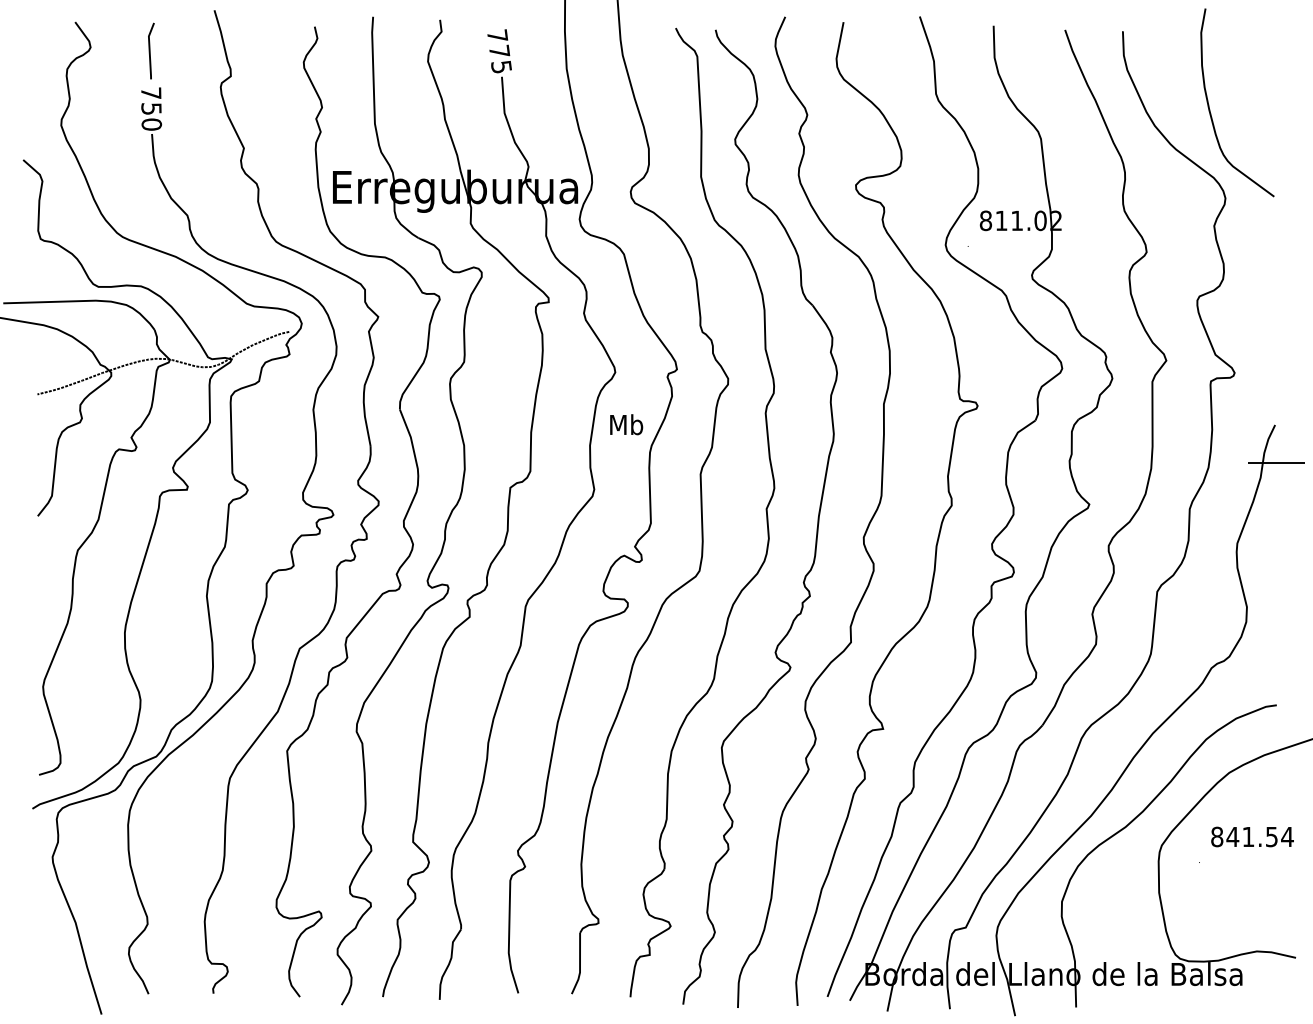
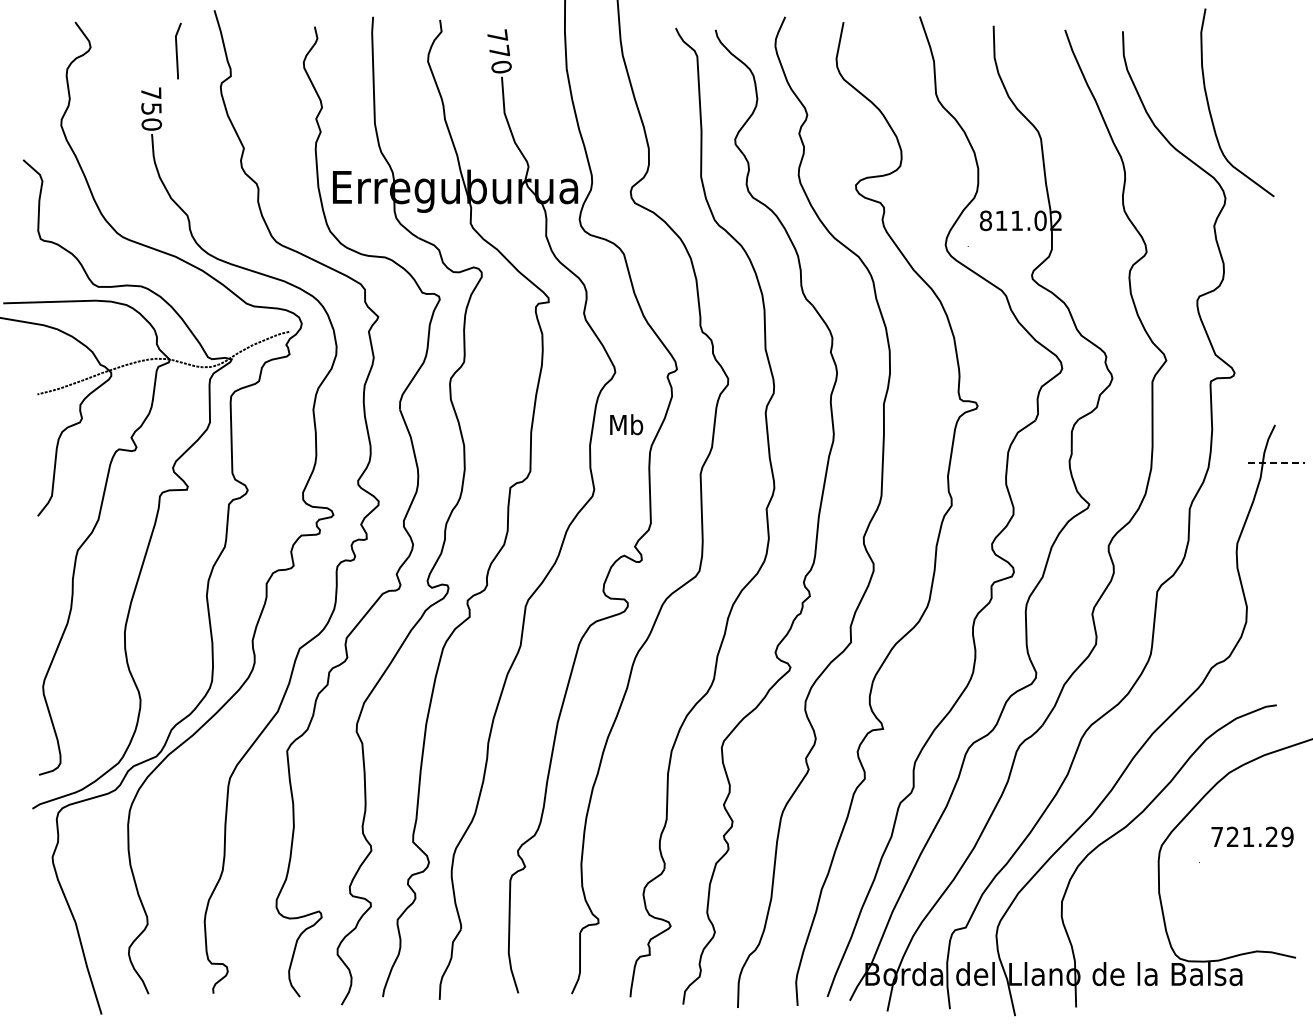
line position: (150, 50) -> (177, 50) (177, 50)
text: 775 -> 770 (501, 66)
line: solid -> dashed (1277, 462)
text: 841.54 -> 721.29 (1252, 836)
